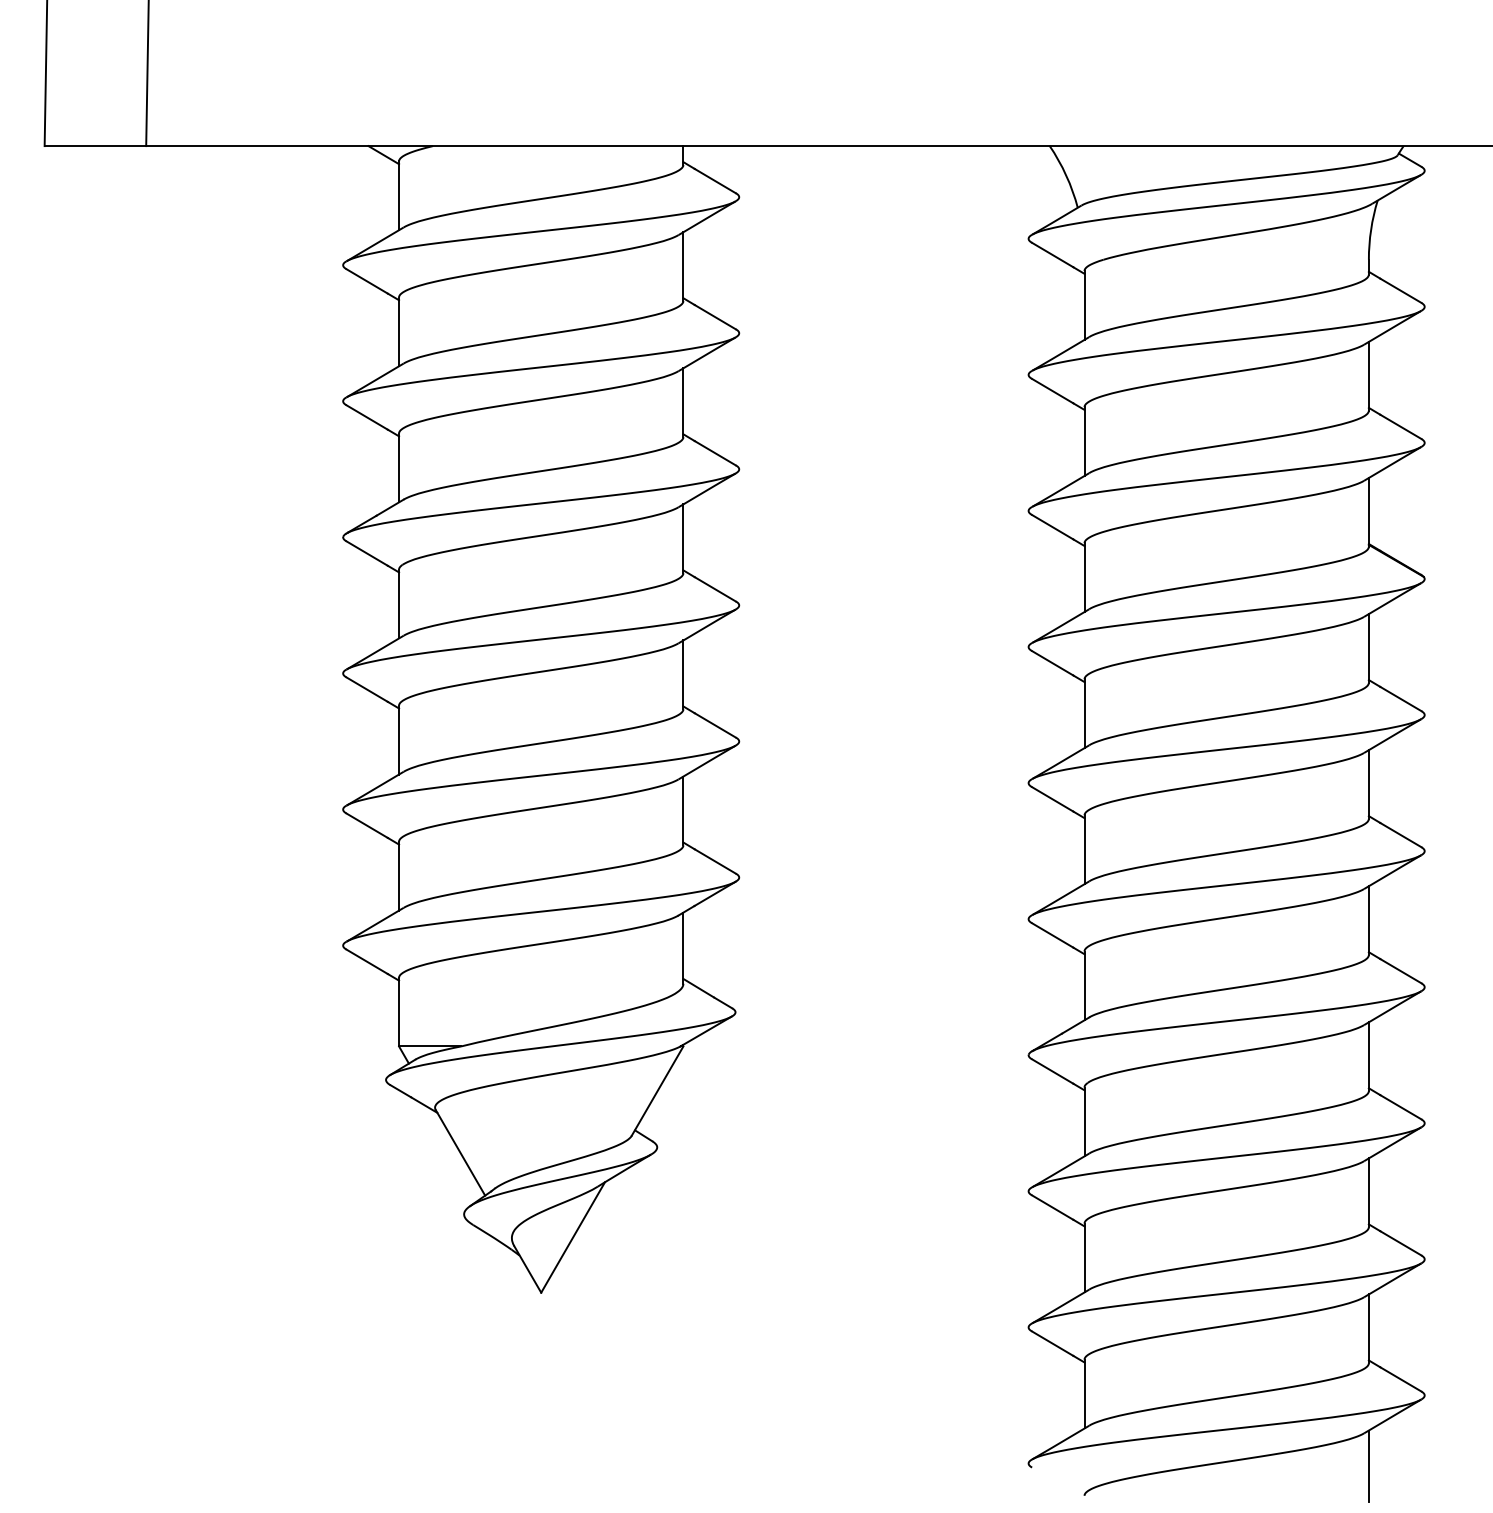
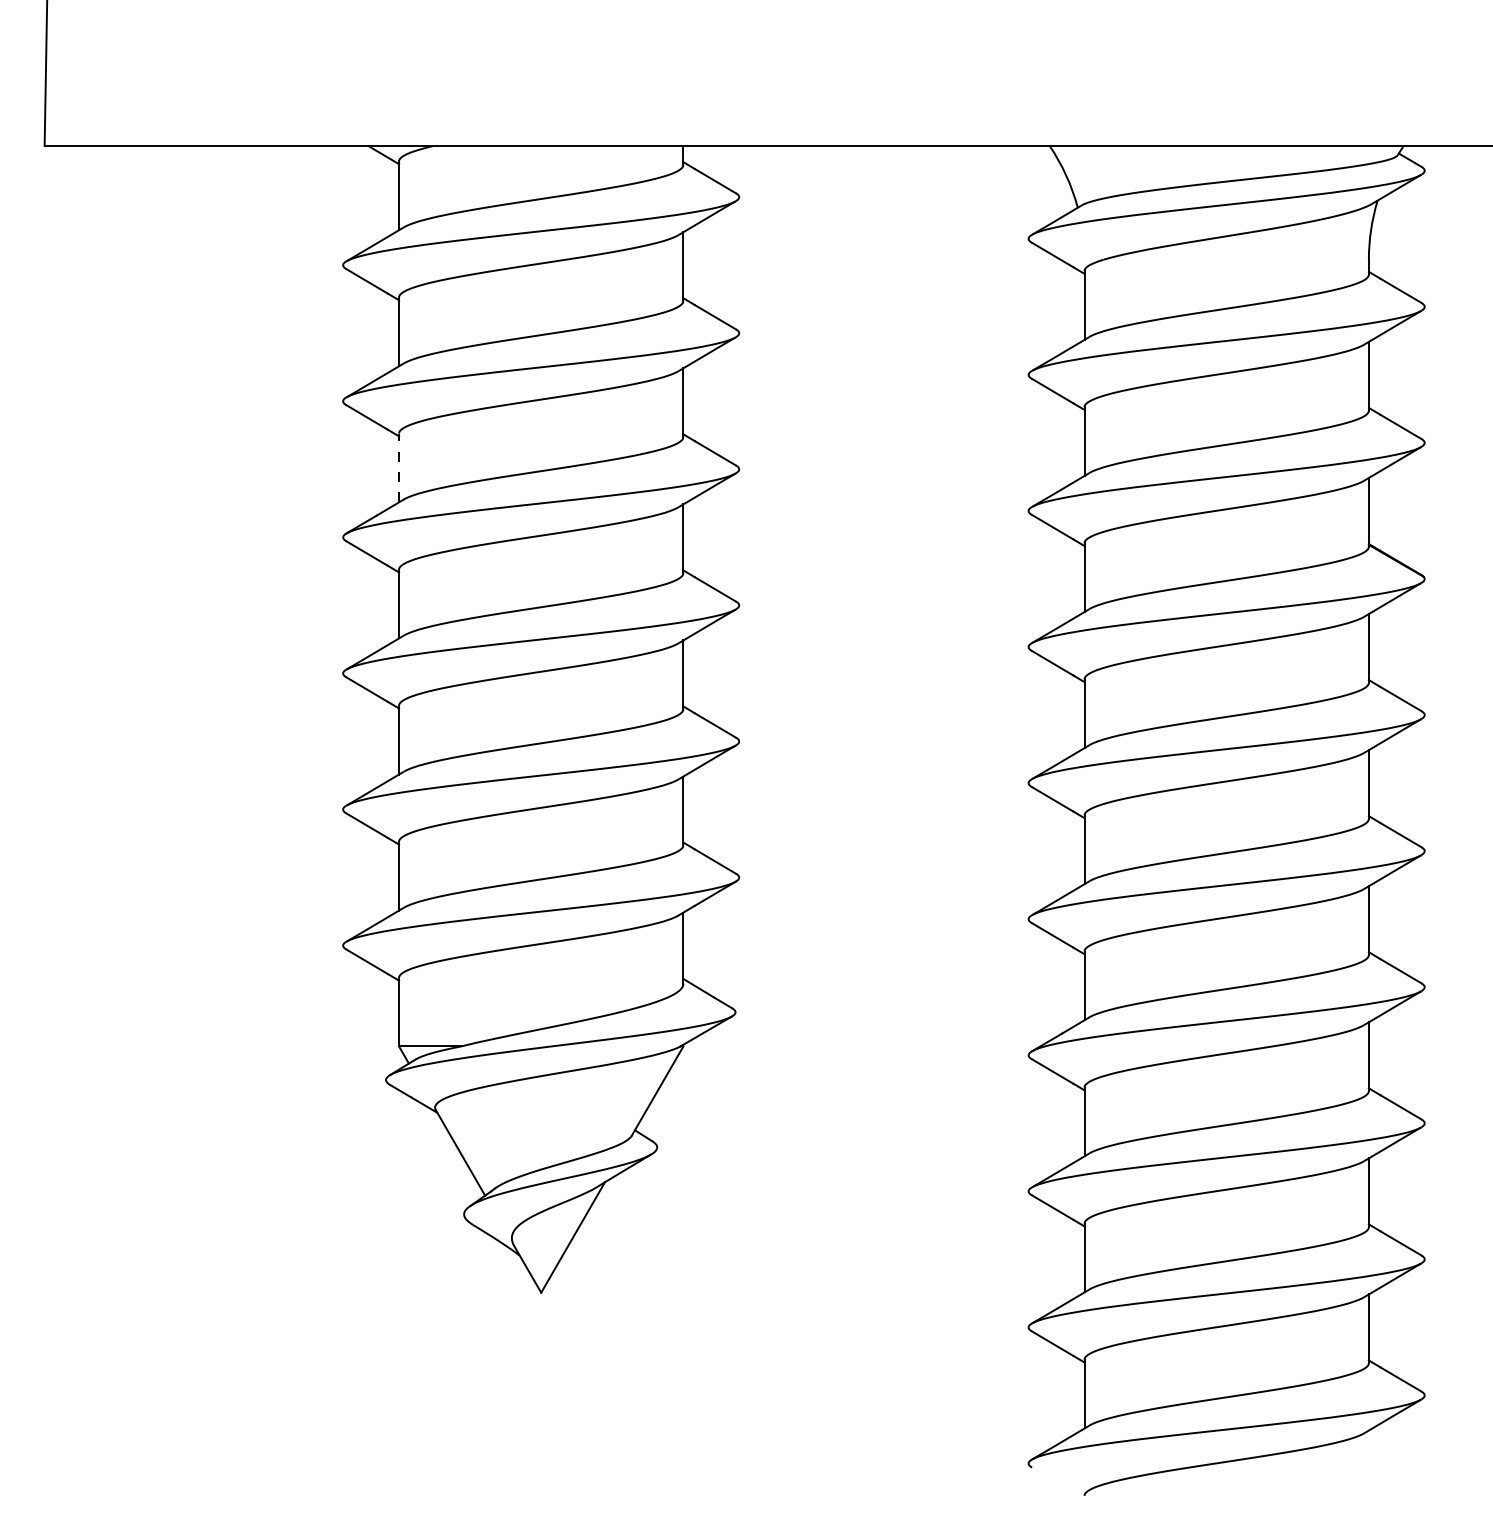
line: present -> none (147, 74)
line: solid -> dashed (399, 467)
line: present -> none (1368, 1465)
